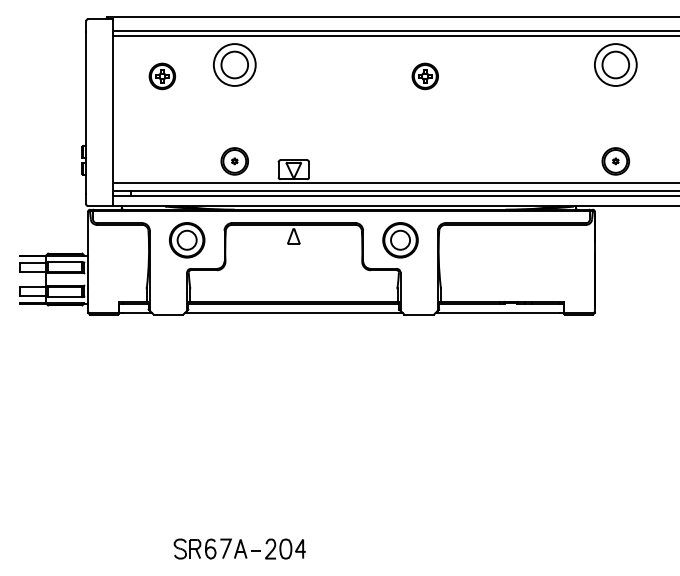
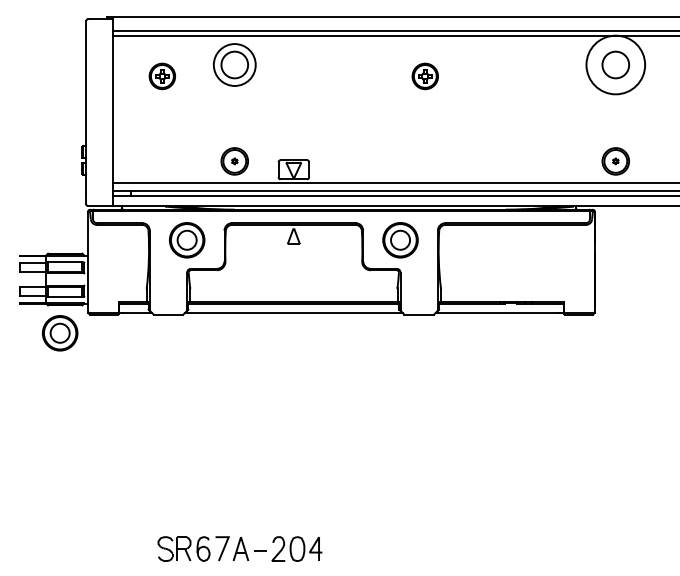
circle diameter: 42 px -> 59 px (615, 64)
part: none -> present (60, 333)
part size: 133x22 px -> 166x26 px (239, 548)
